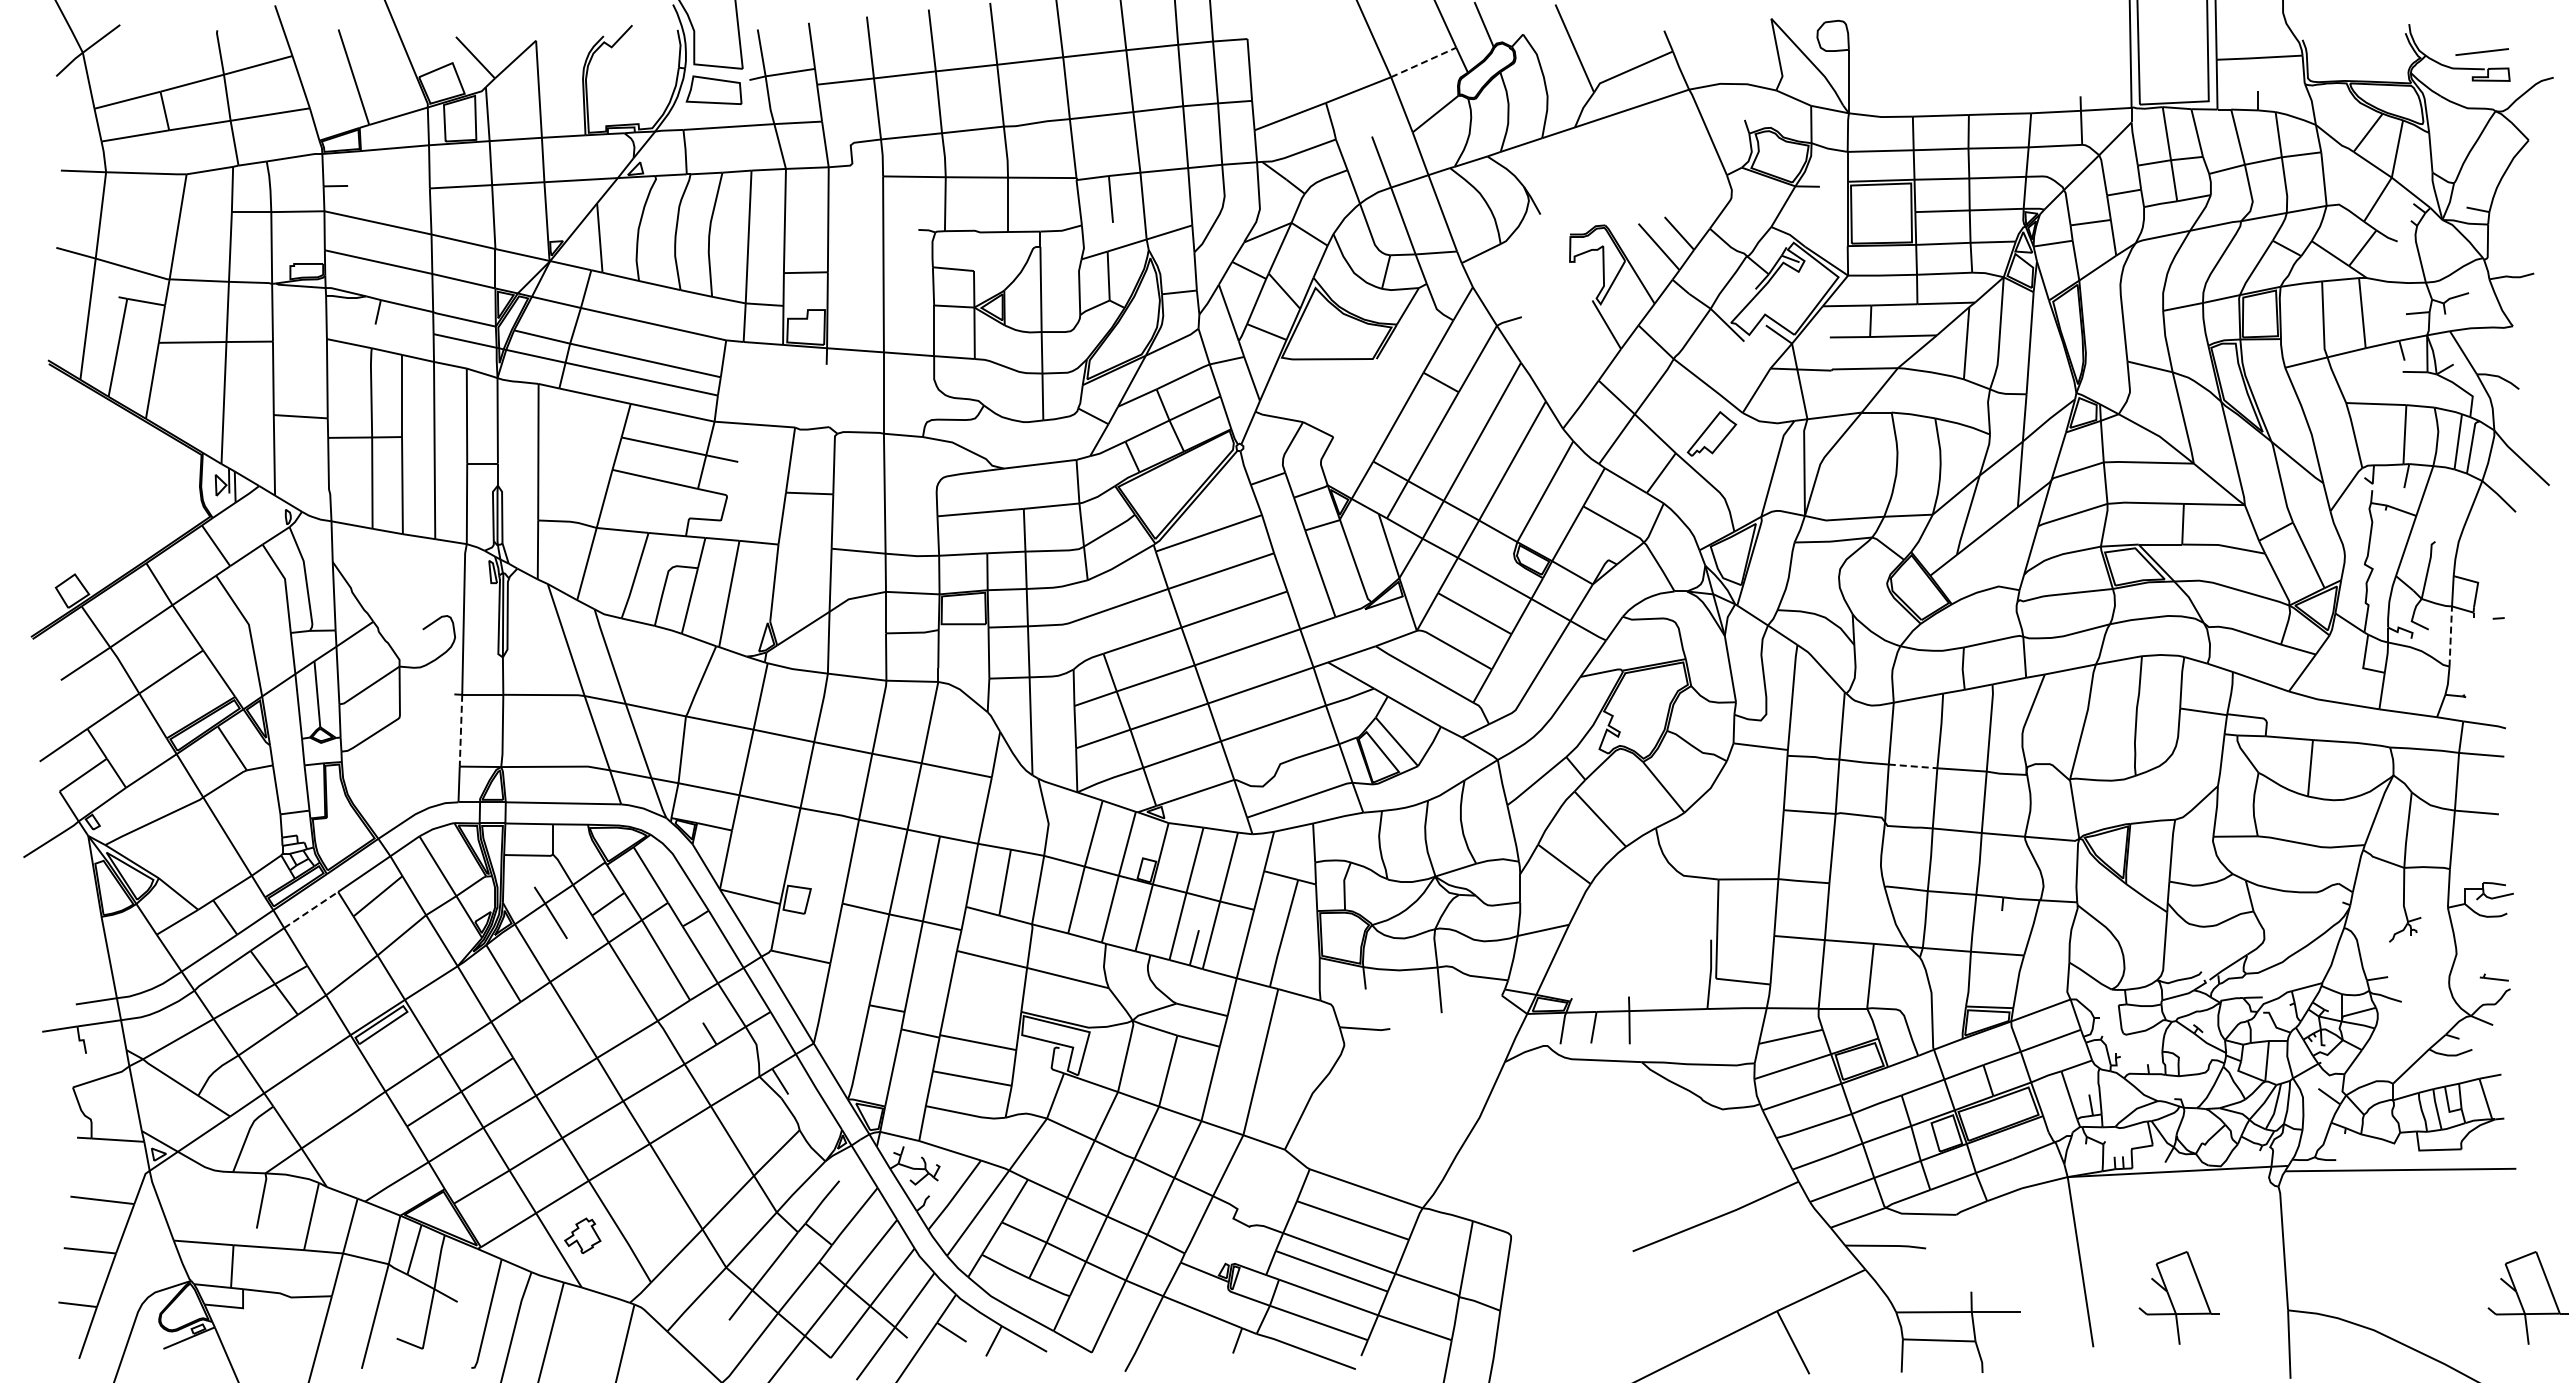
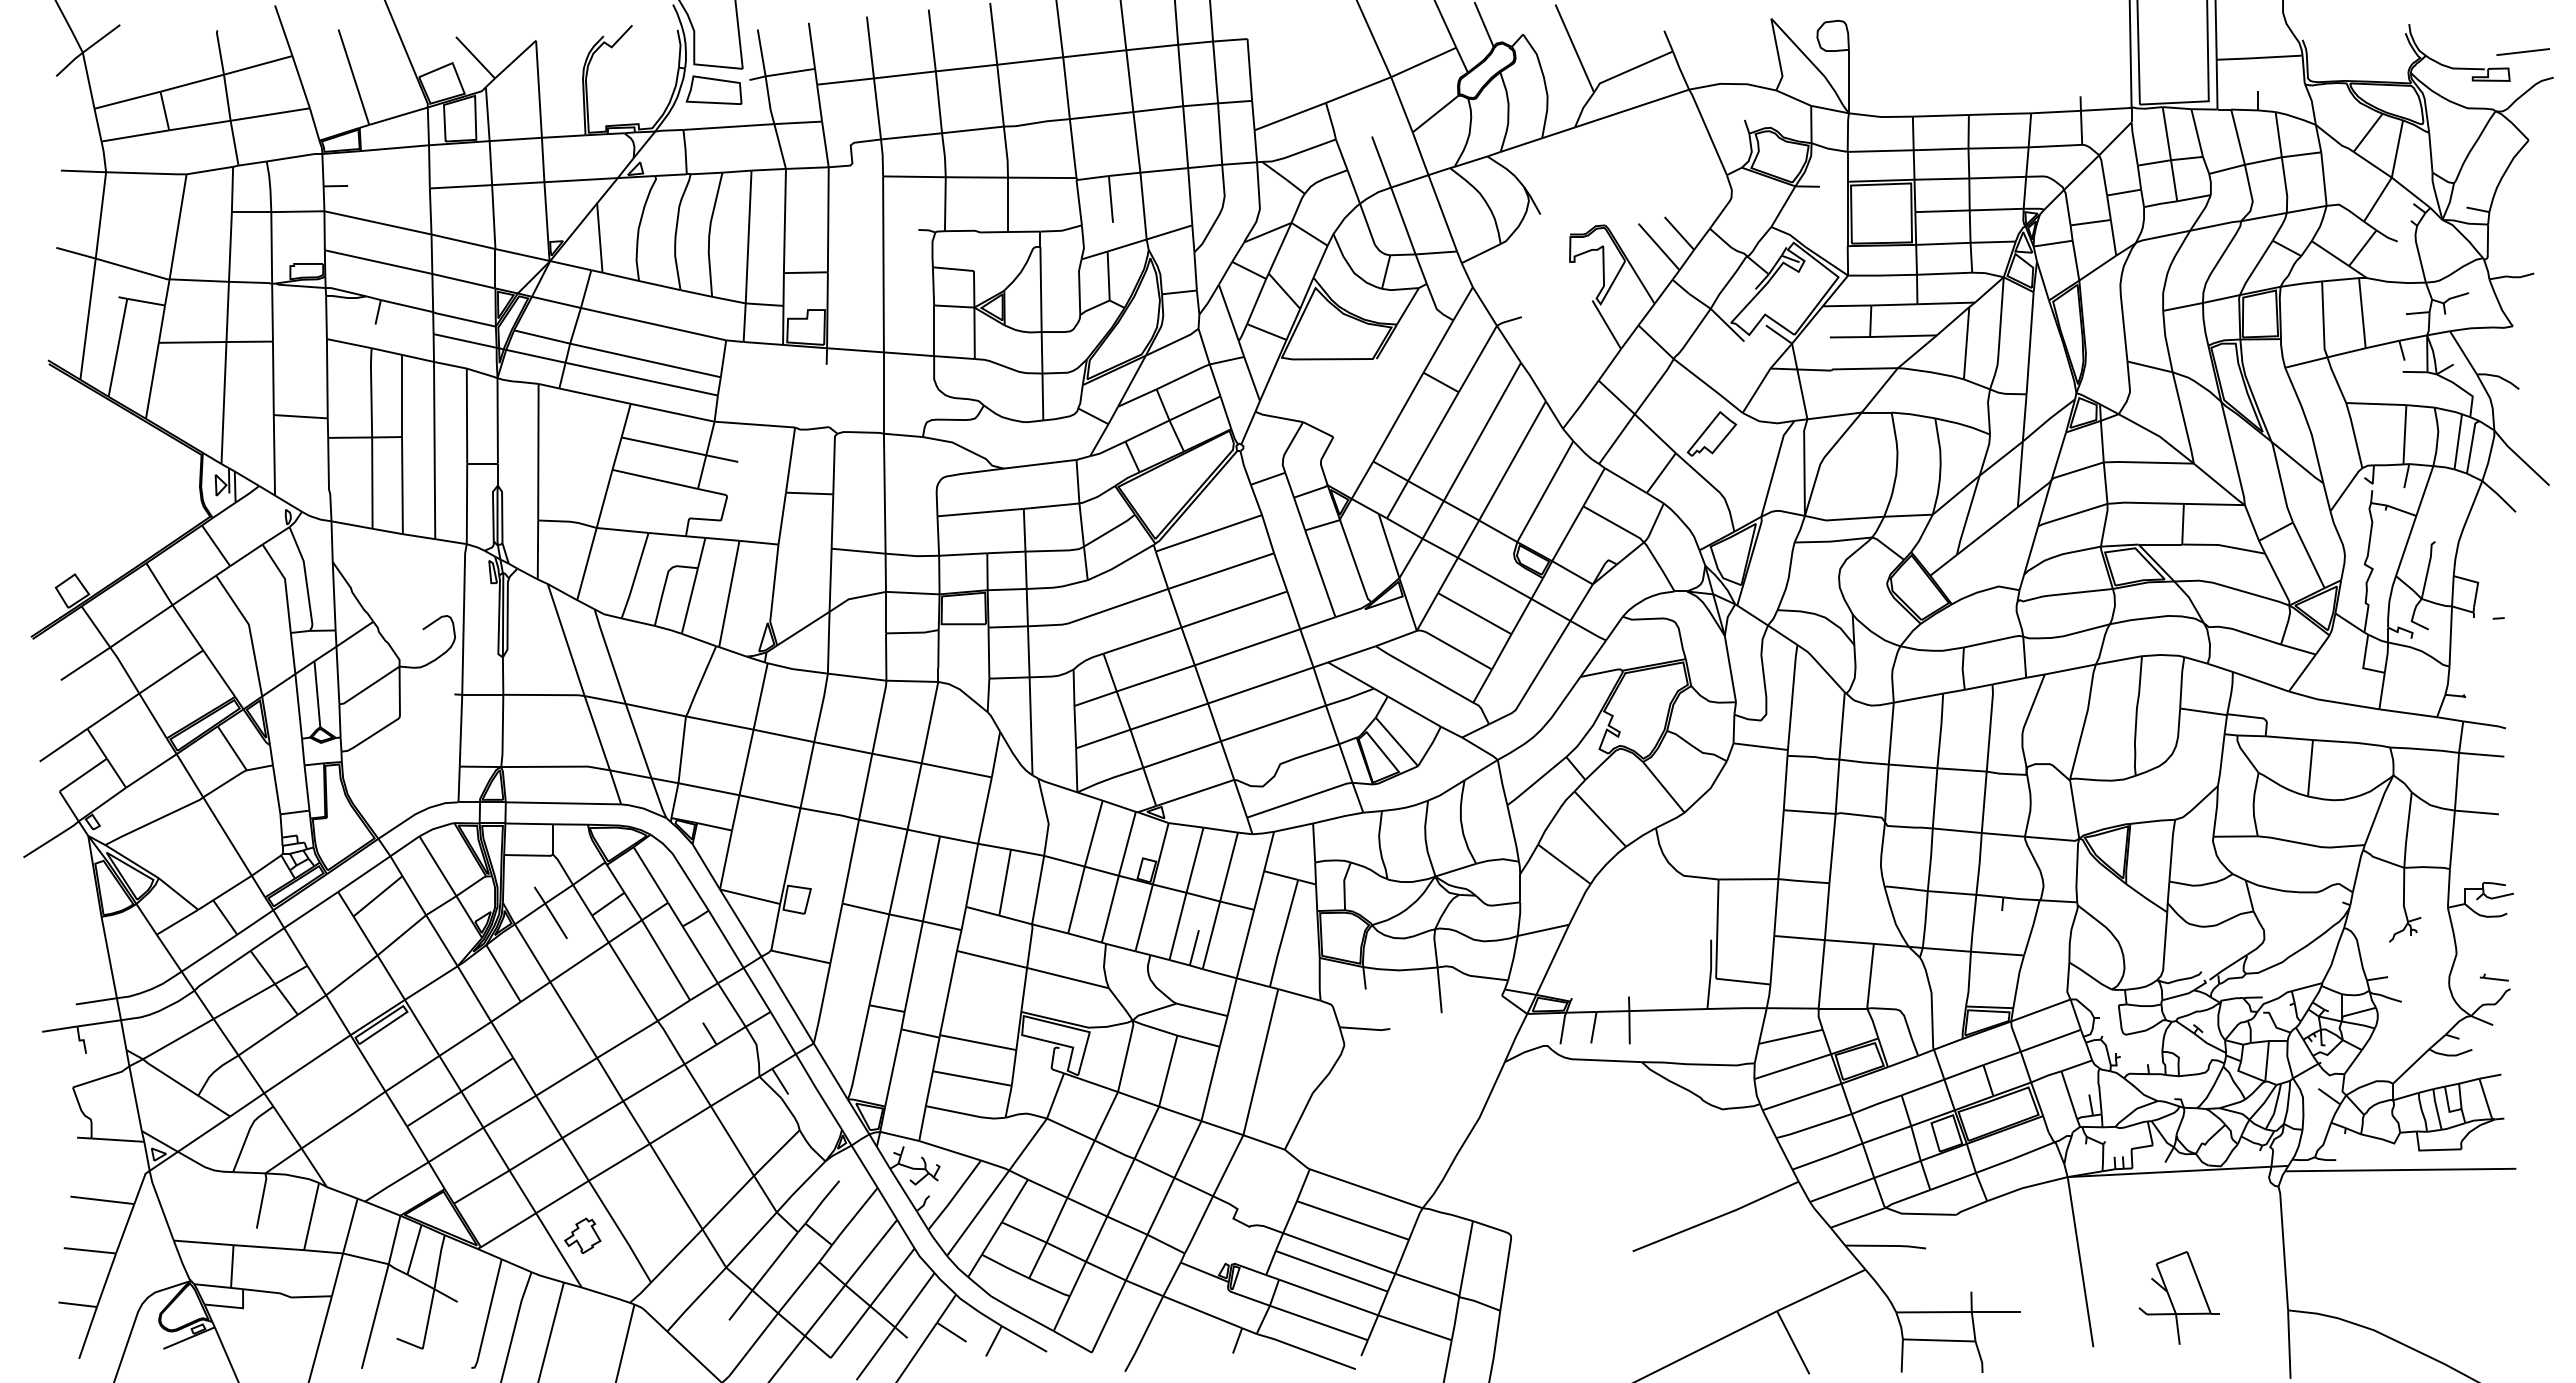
line position: (2481, 51) -> (2522, 51) (2522, 51)
line: dashed -> solid (1423, 62)
line: dashed -> solid (2450, 636)
line: dashed -> solid (460, 730)
line: dashed -> solid (1913, 766)
line: dashed -> solid (311, 909)
part: present -> none (2527, 1297)
